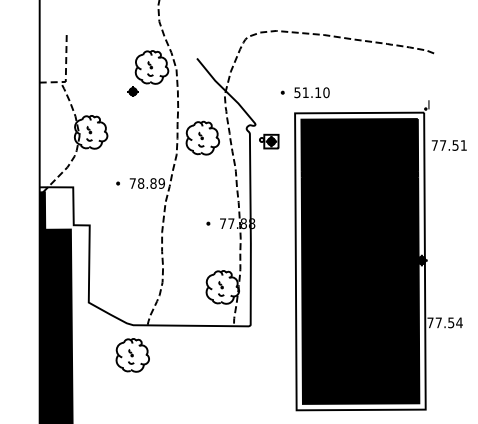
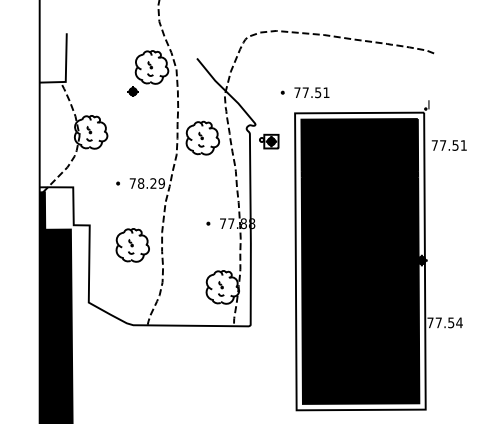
line: dashed -> solid (65, 71)
text: 51.10 -> 77.51 (311, 92)
text: 78.89 -> 78.29 (153, 183)
part position: (132, 355) -> (132, 245) (132, 245)
